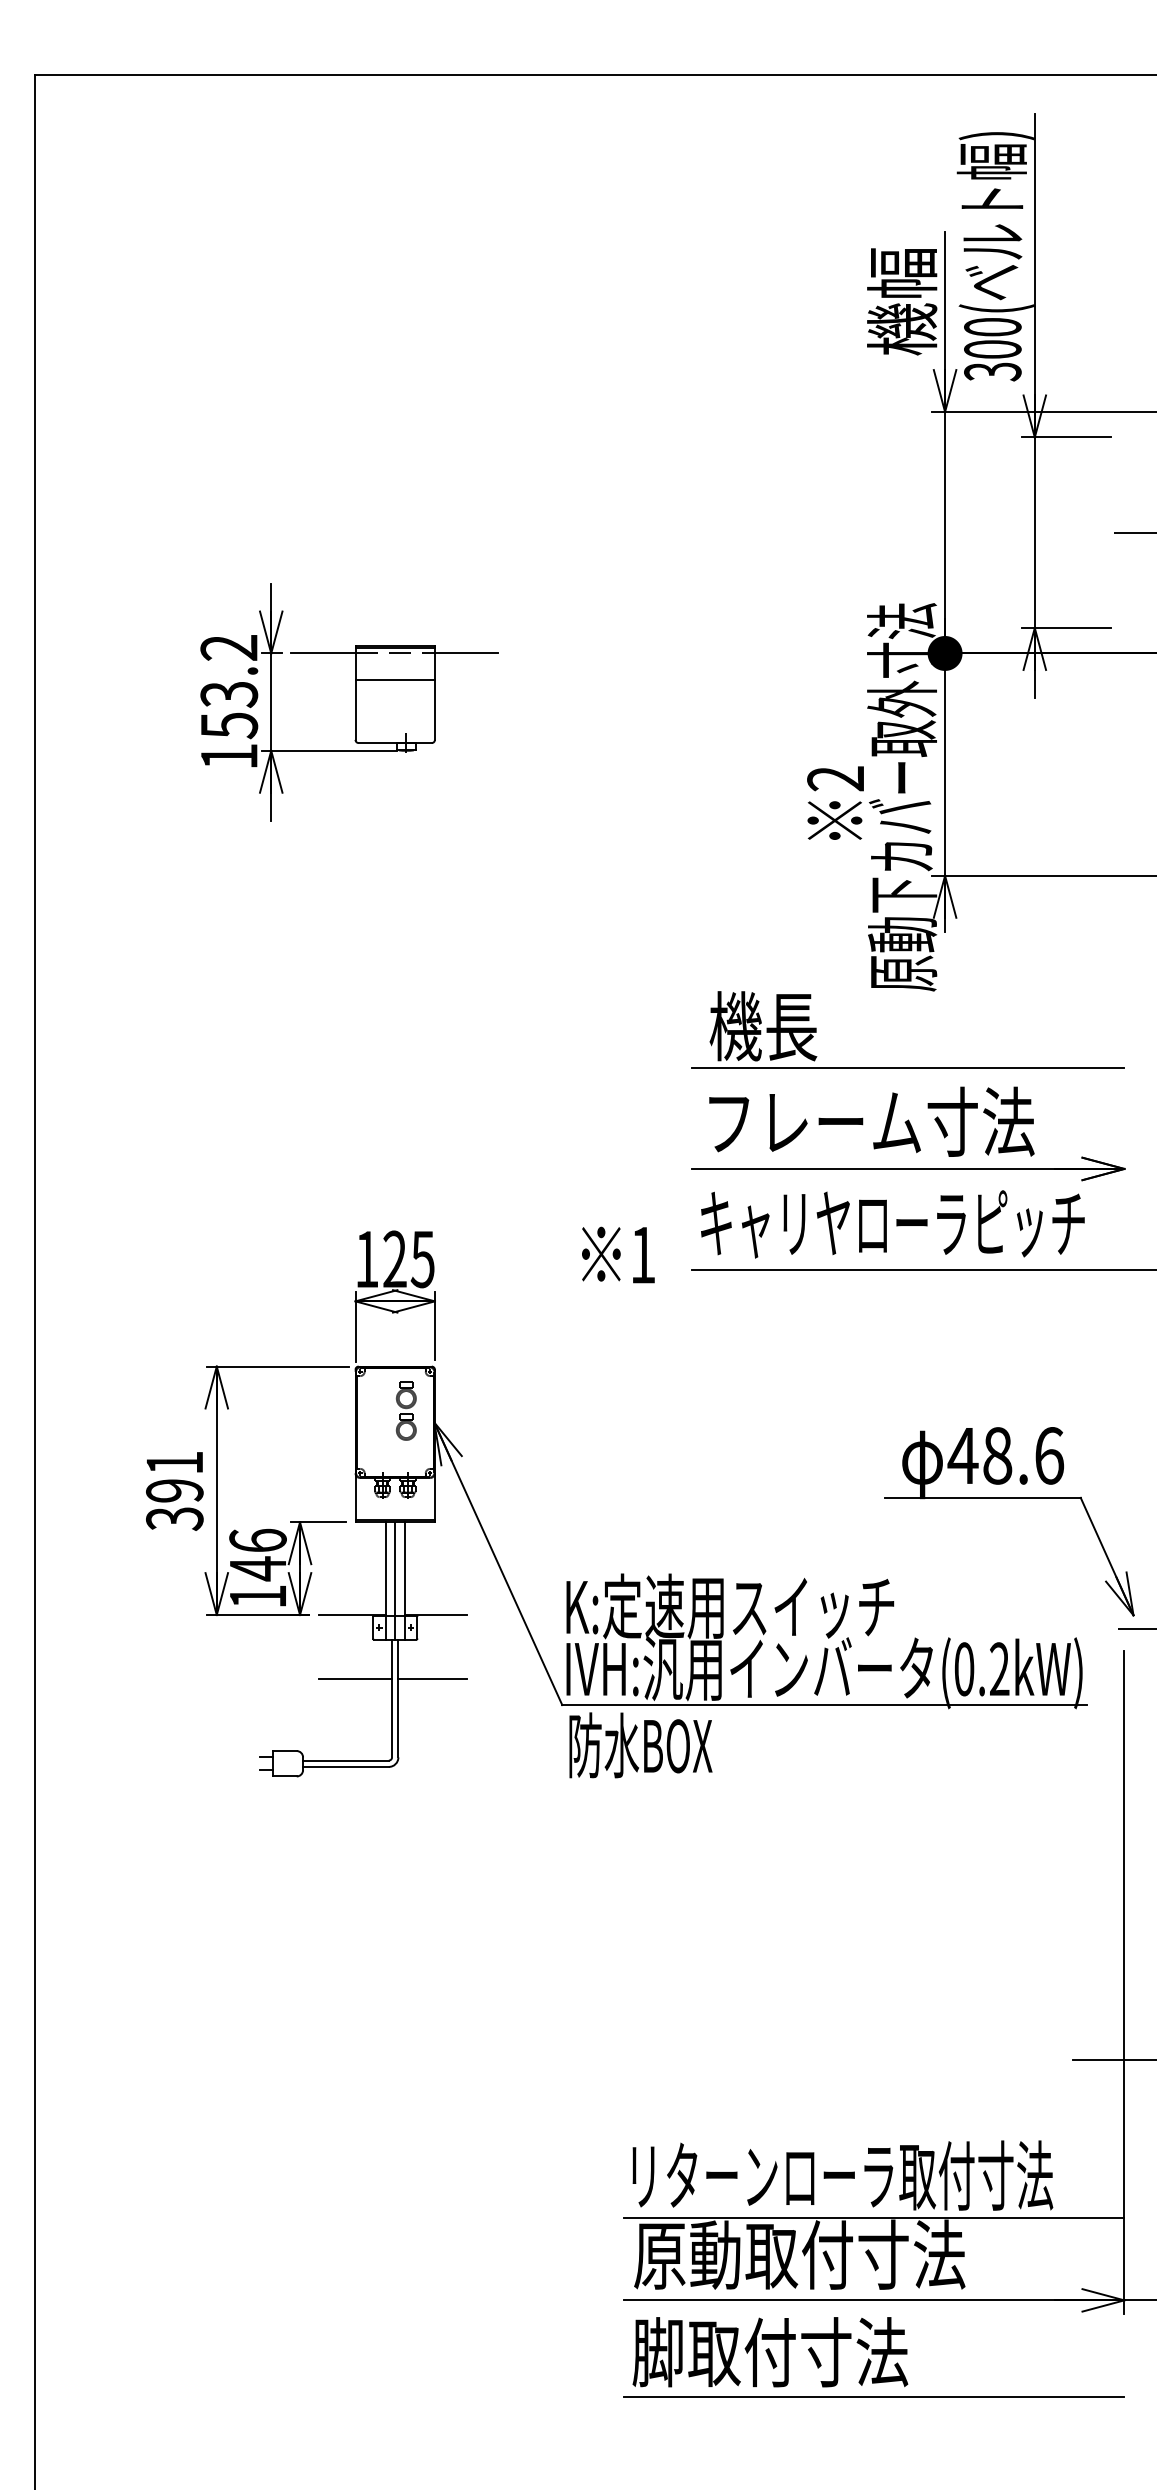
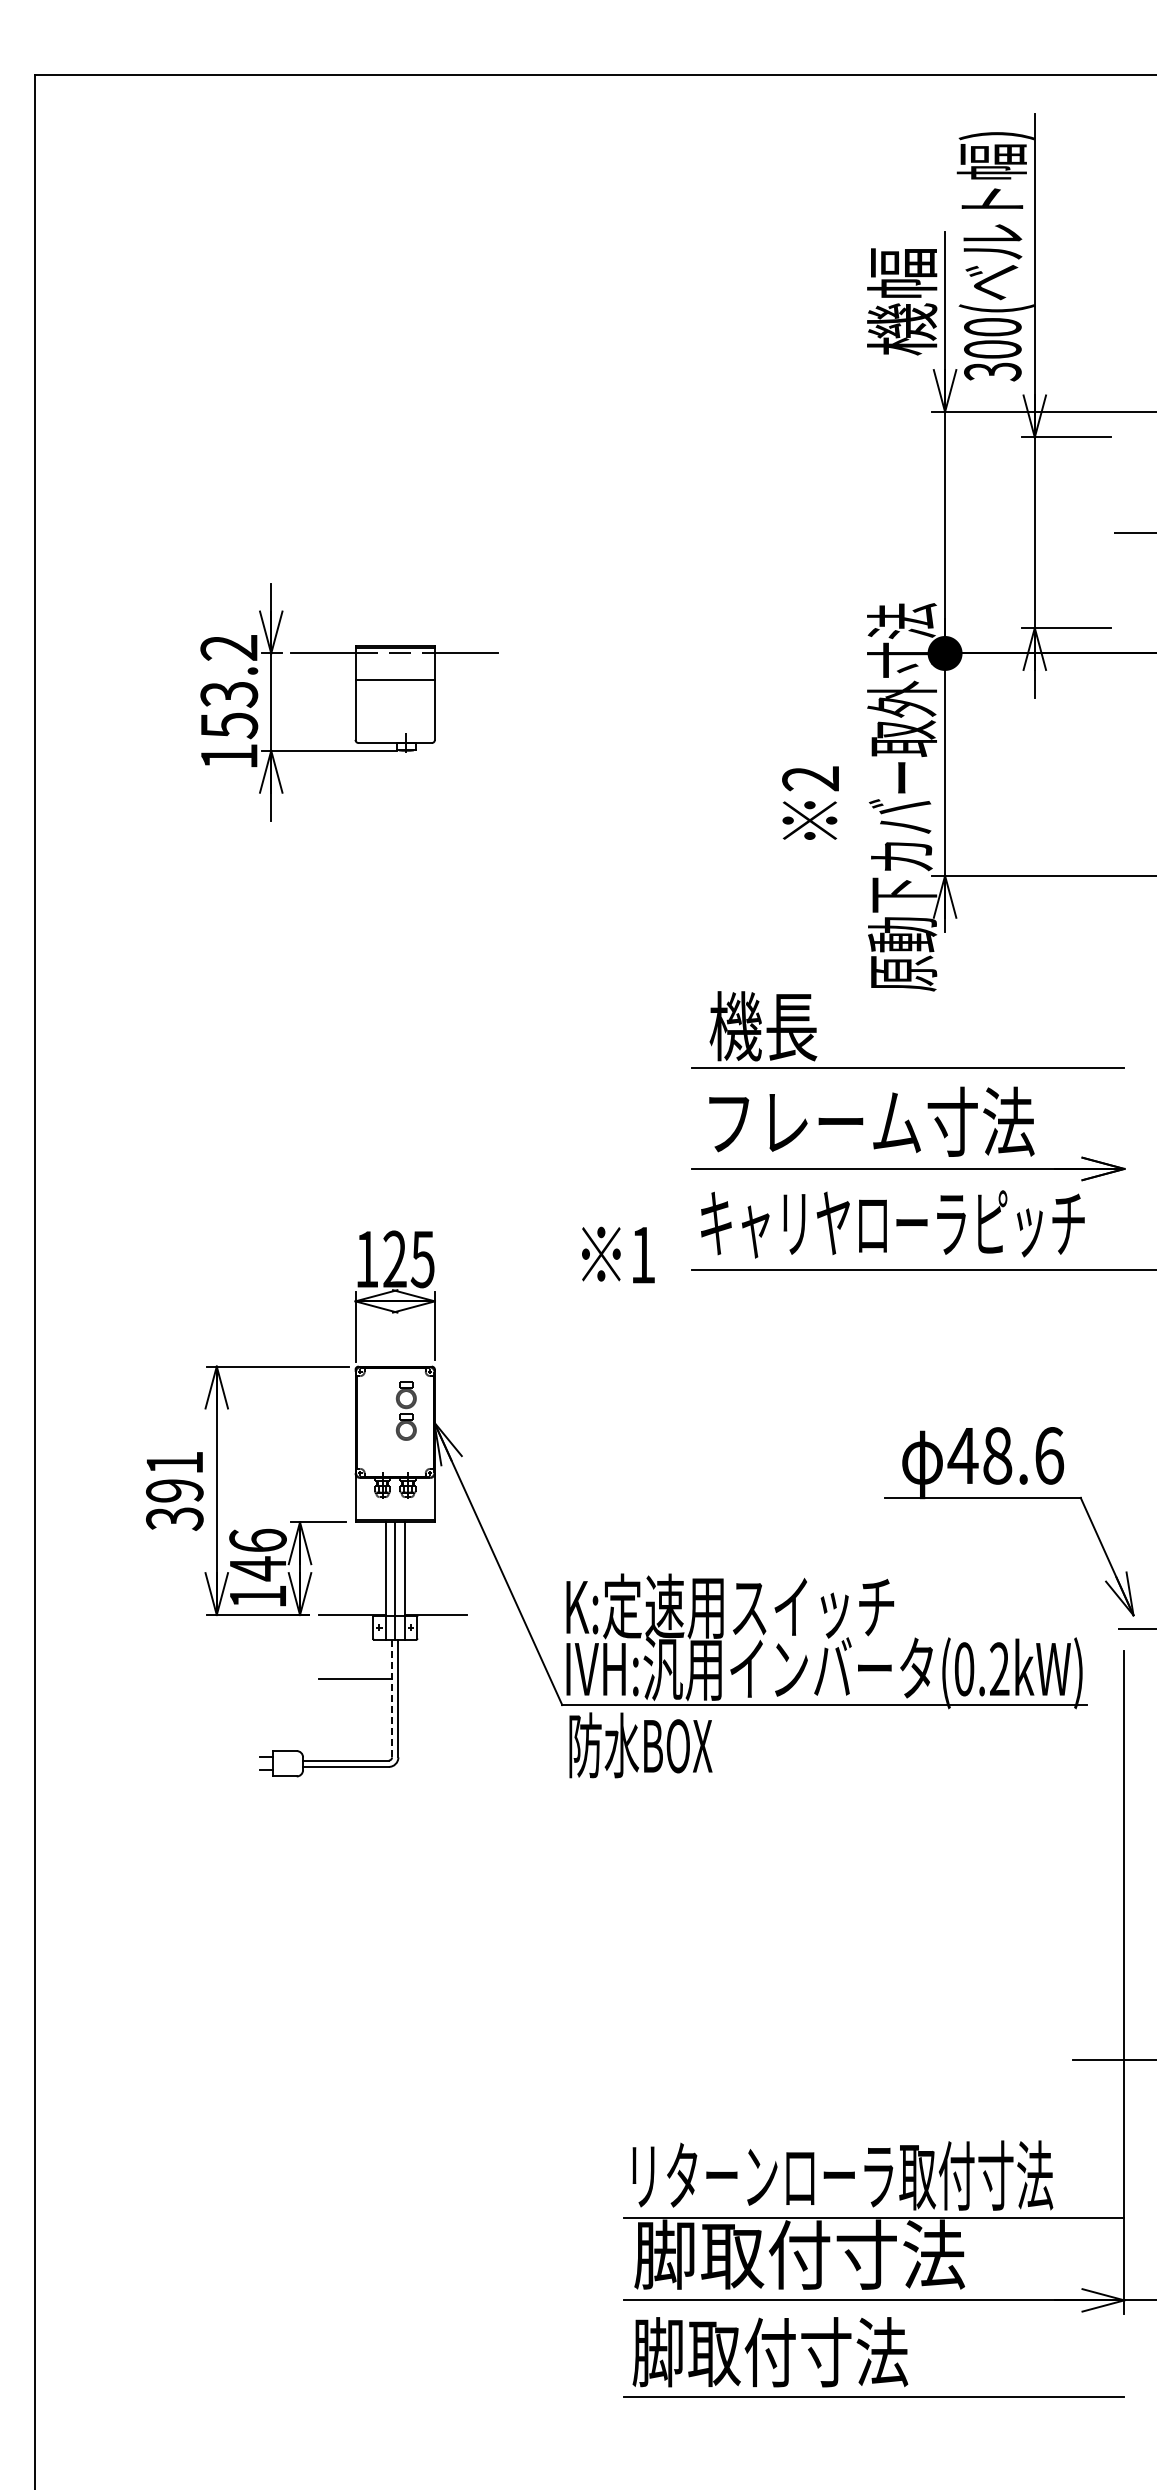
text position: (835, 802) -> (810, 802) (810, 802)
line: present -> none (432, 1678)
line: solid -> dashed (392, 1698)
text: 原動取付寸法 -> 脚取付寸法 (799, 2254)
